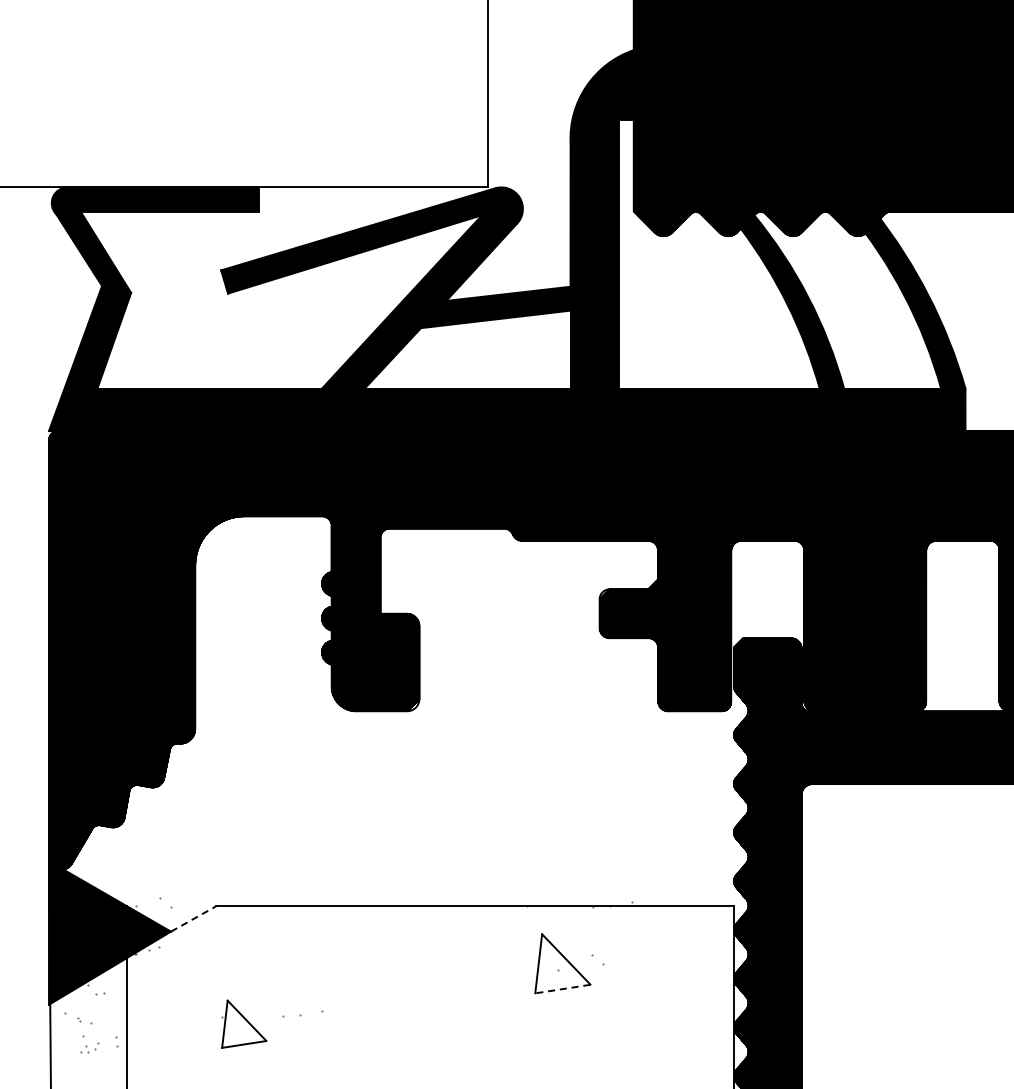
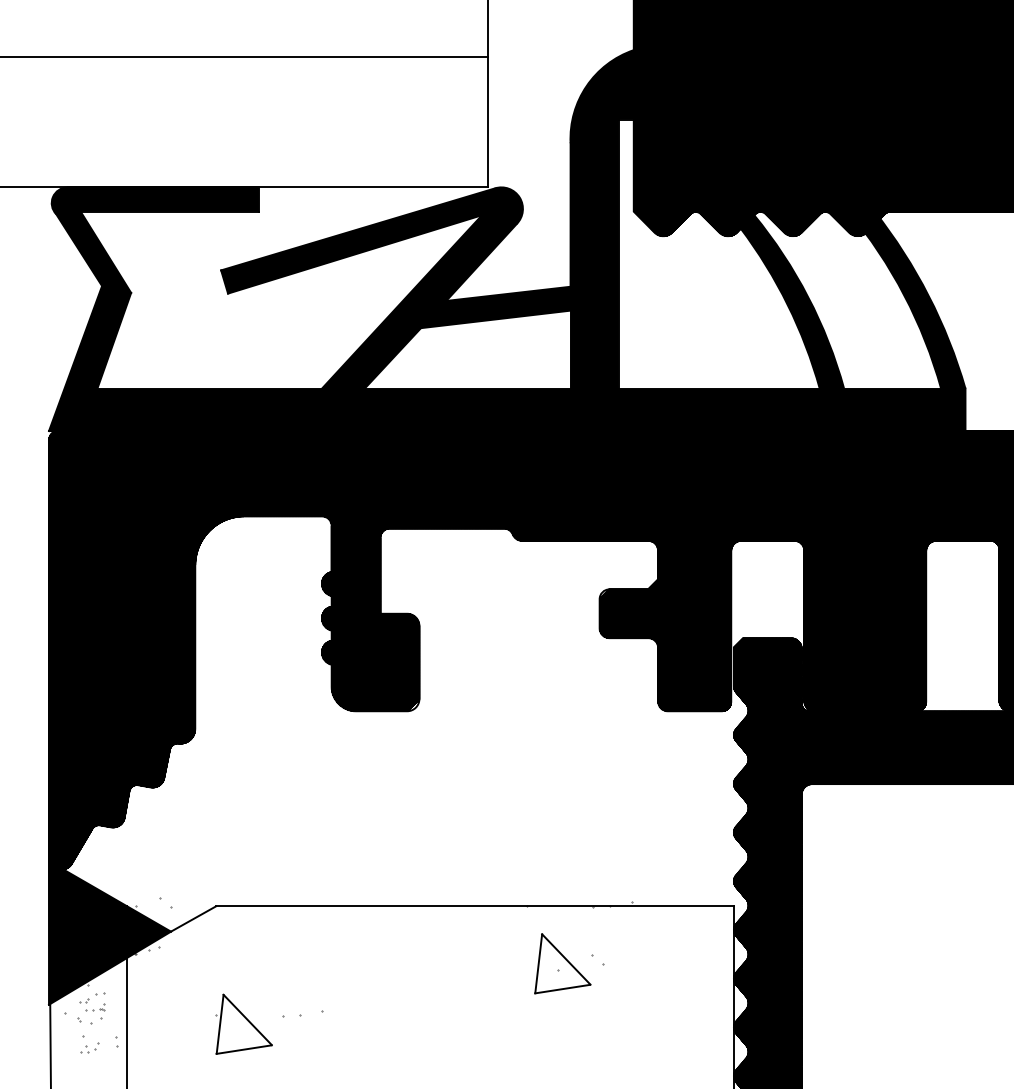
line: none -> present (244, 56)
line: dashed -> solid (193, 919)
line: dashed -> solid (562, 989)
part: none -> present (92, 1008)
part size: 47x50 px -> 58x62 px (243, 1023)
